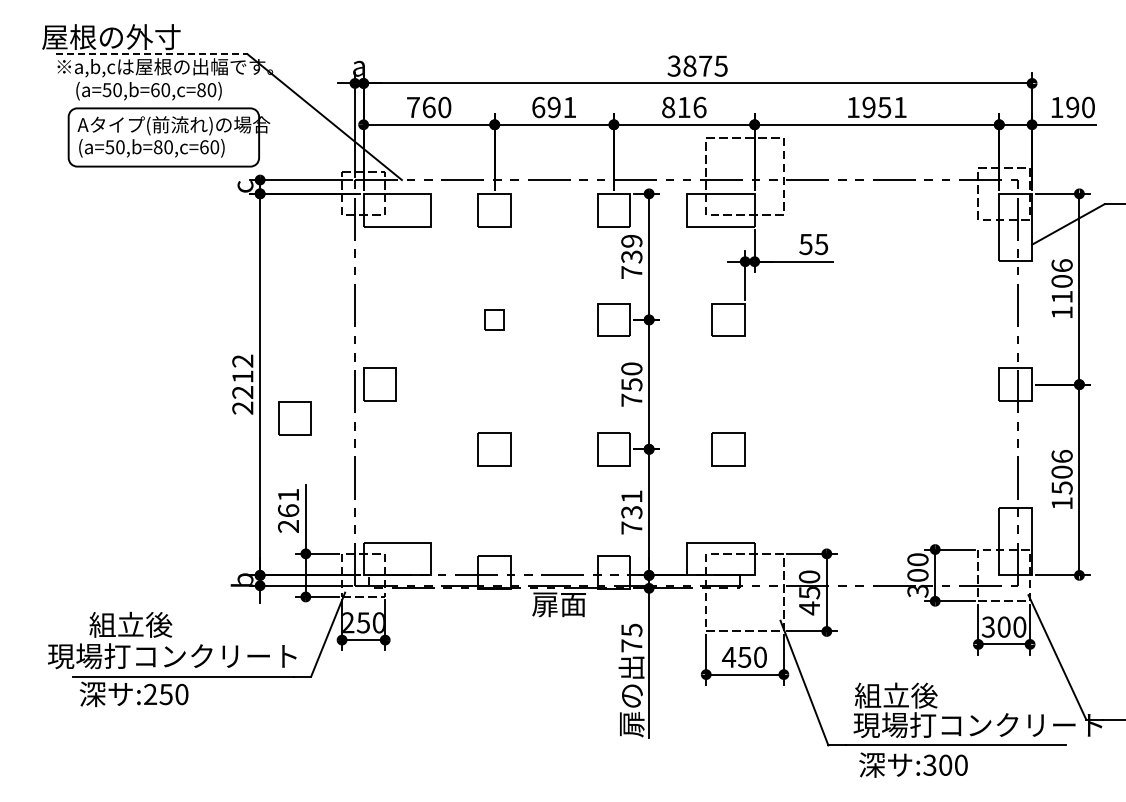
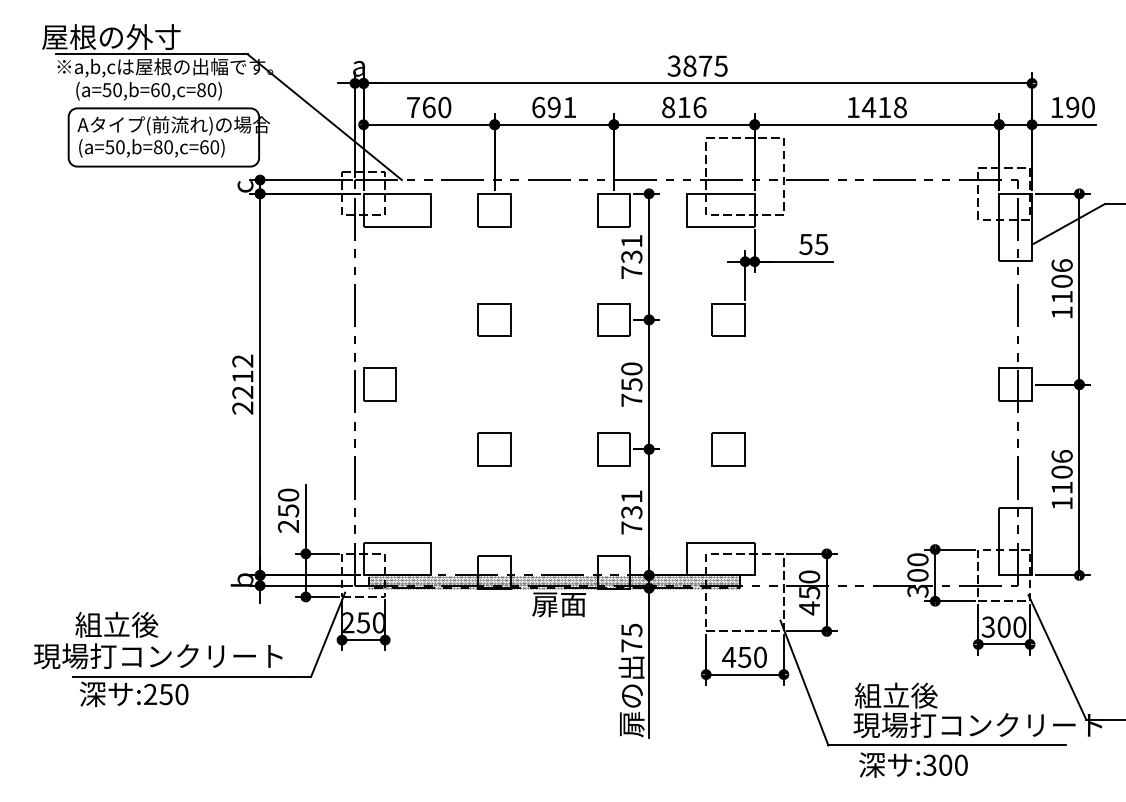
line: dashed -> solid (151, 54)
text: 1951 -> 1418 (884, 107)
text: 739 -> 731 (631, 241)
part size: 21x22 px -> 35x34 px (494, 319)
part: present -> none (294, 418)
text: 1506 -> 1106 (1061, 487)
text: 261 -> 250 (288, 502)
hatch: none -> present (553, 582)
text position: (172, 640) -> (158, 640) (158, 640)
